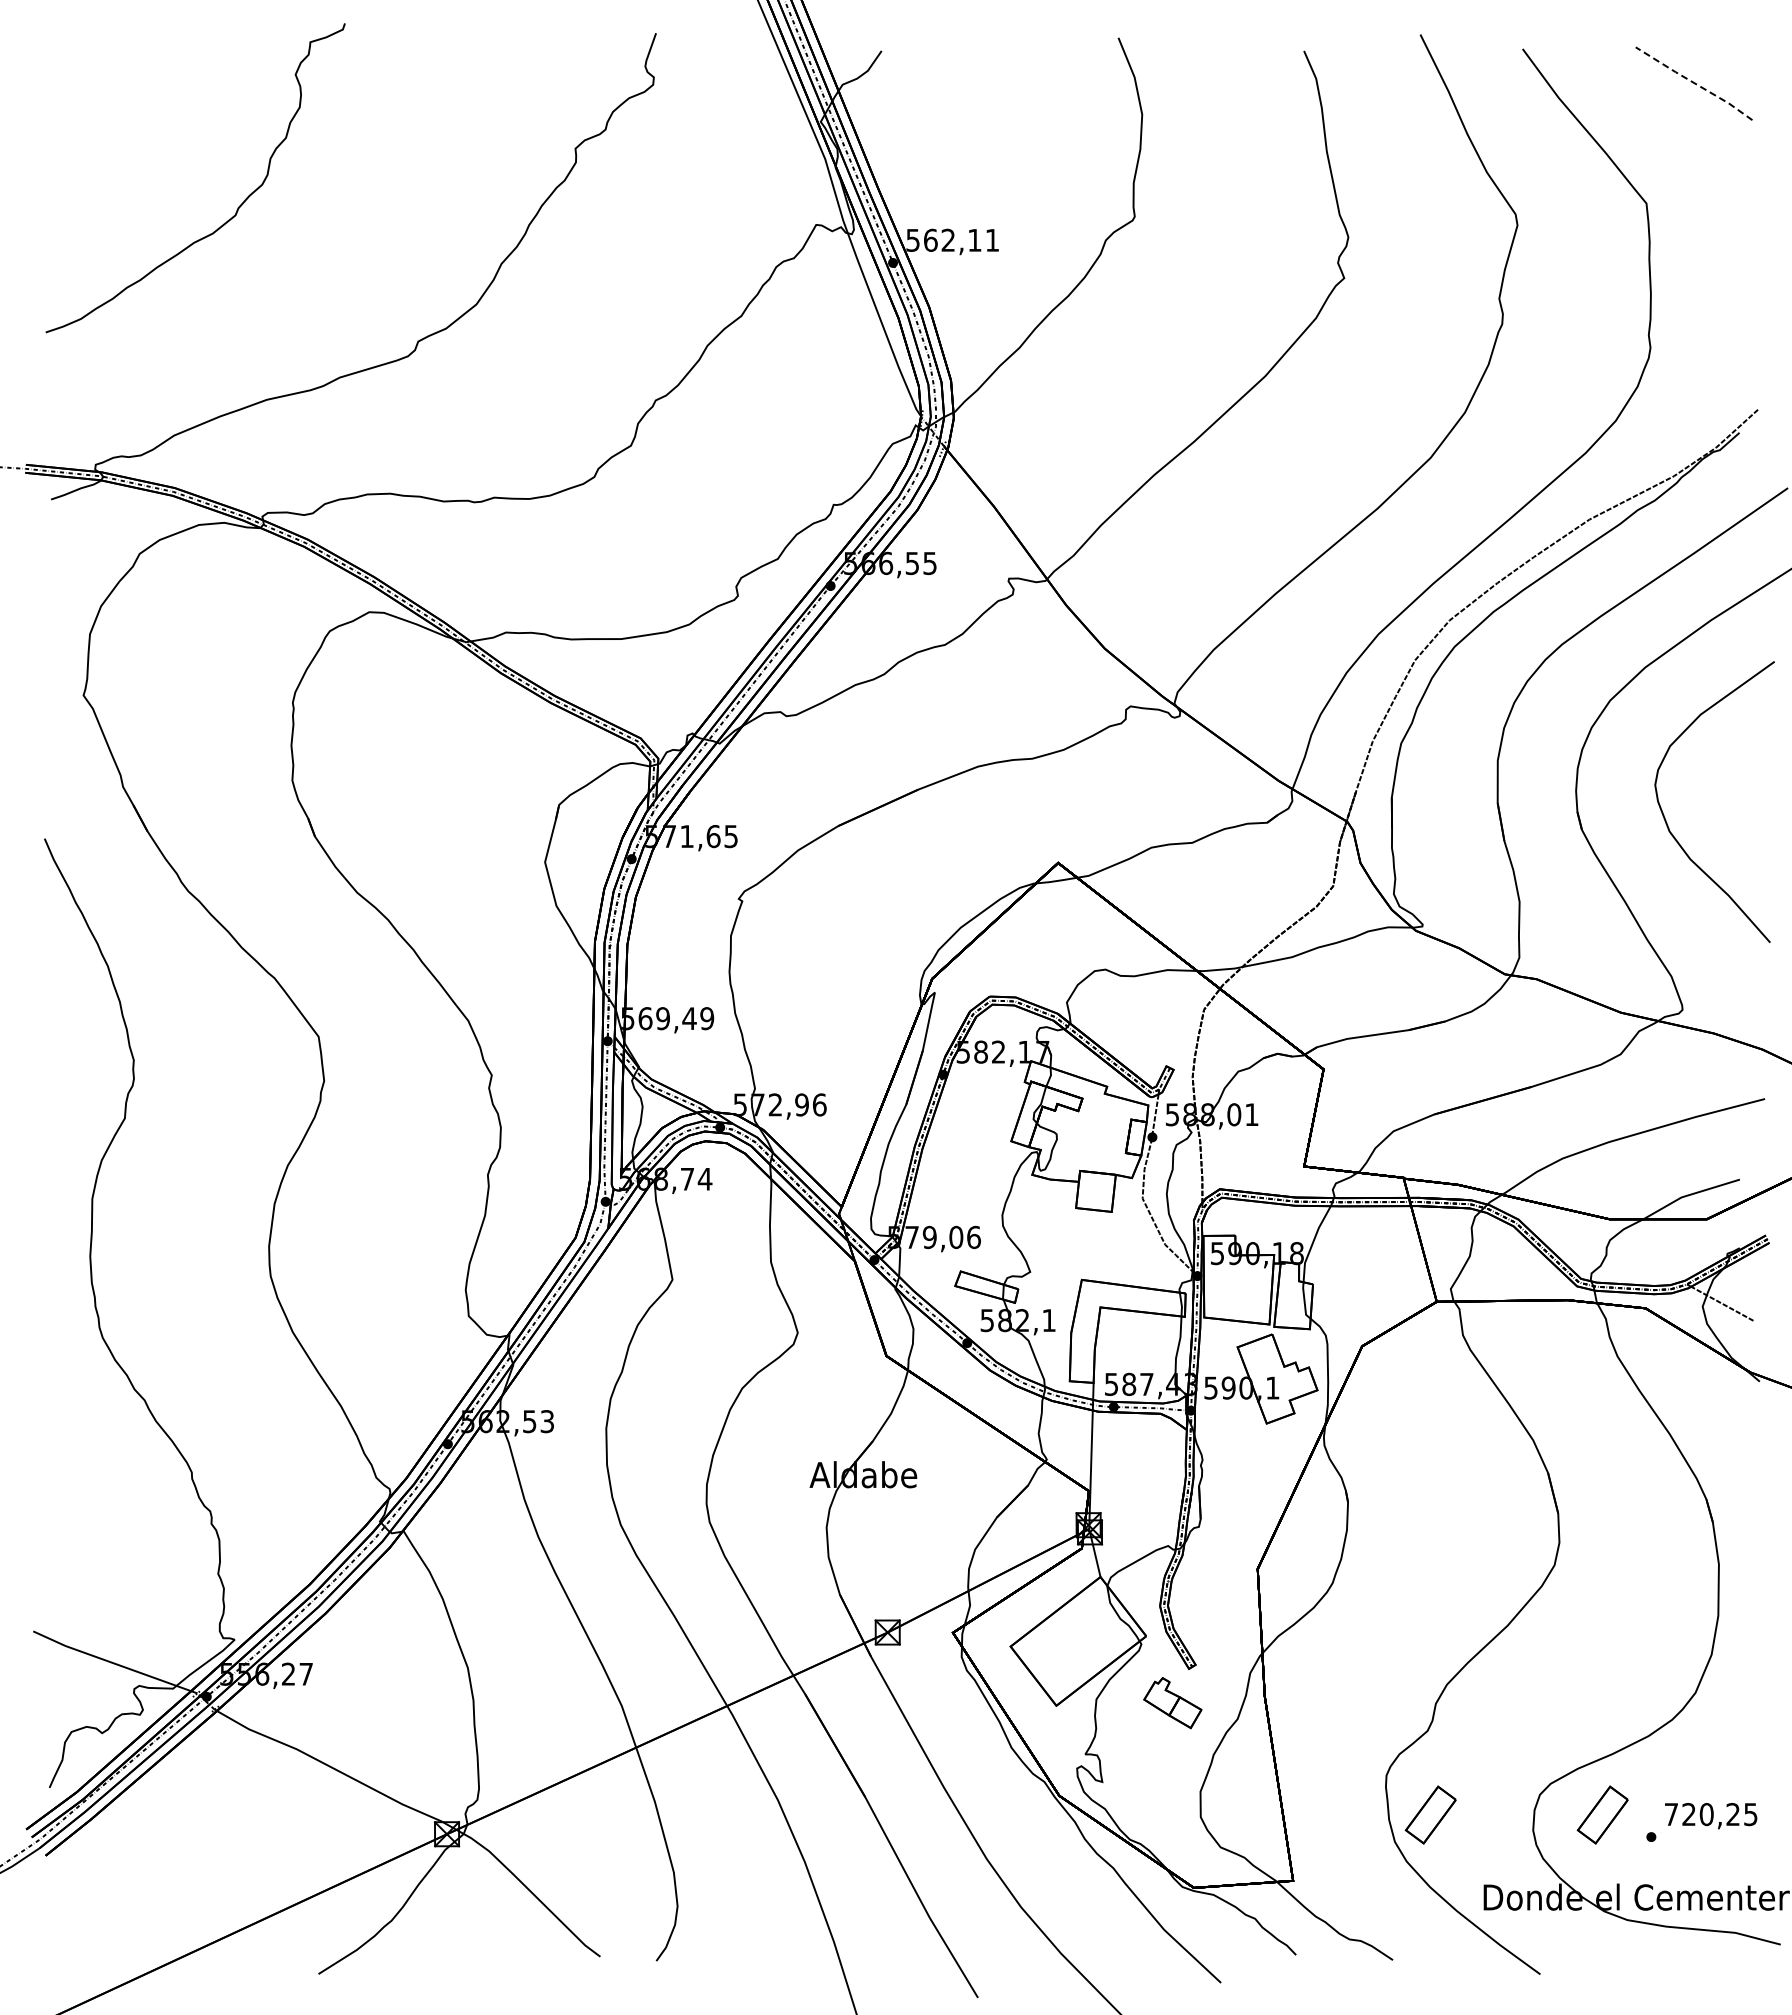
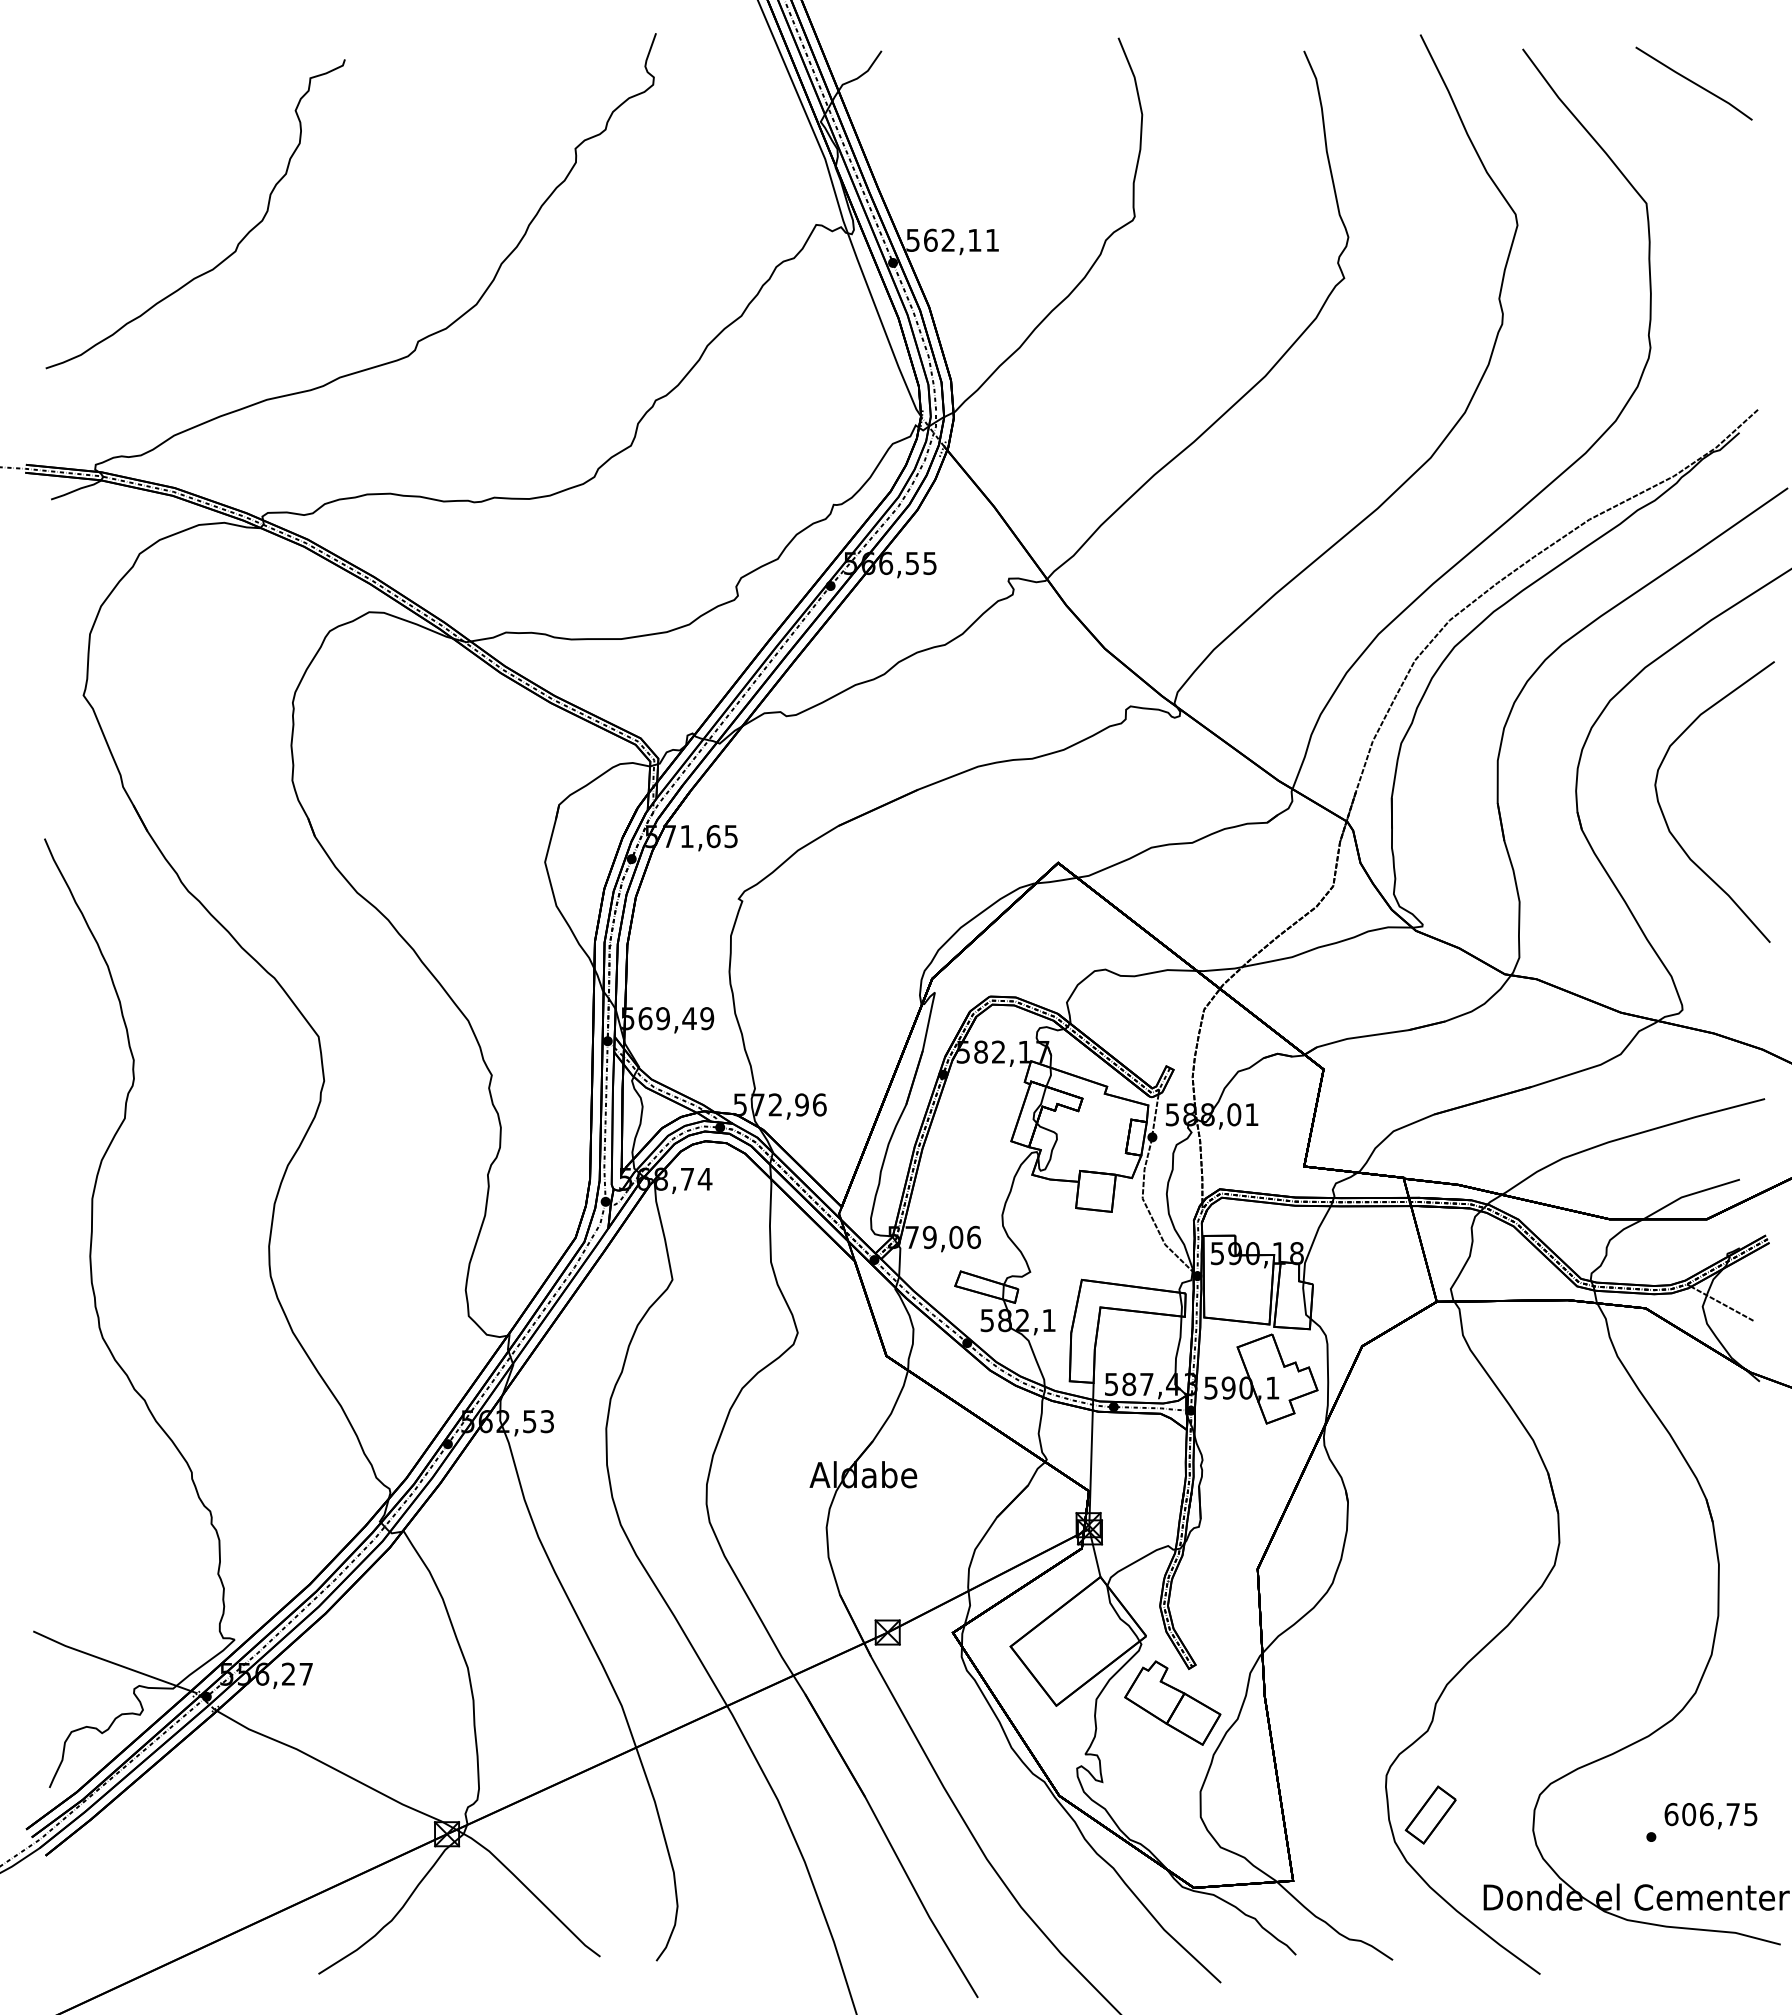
line: dashed -> solid (1693, 82)
curve position: (237, 207) -> (237, 243) (237, 243)
part size: 60x53 px -> 98x86 px (1172, 1702)
part: present -> none (1602, 1814)
text: 720,25 -> 606,75 (1701, 1814)
